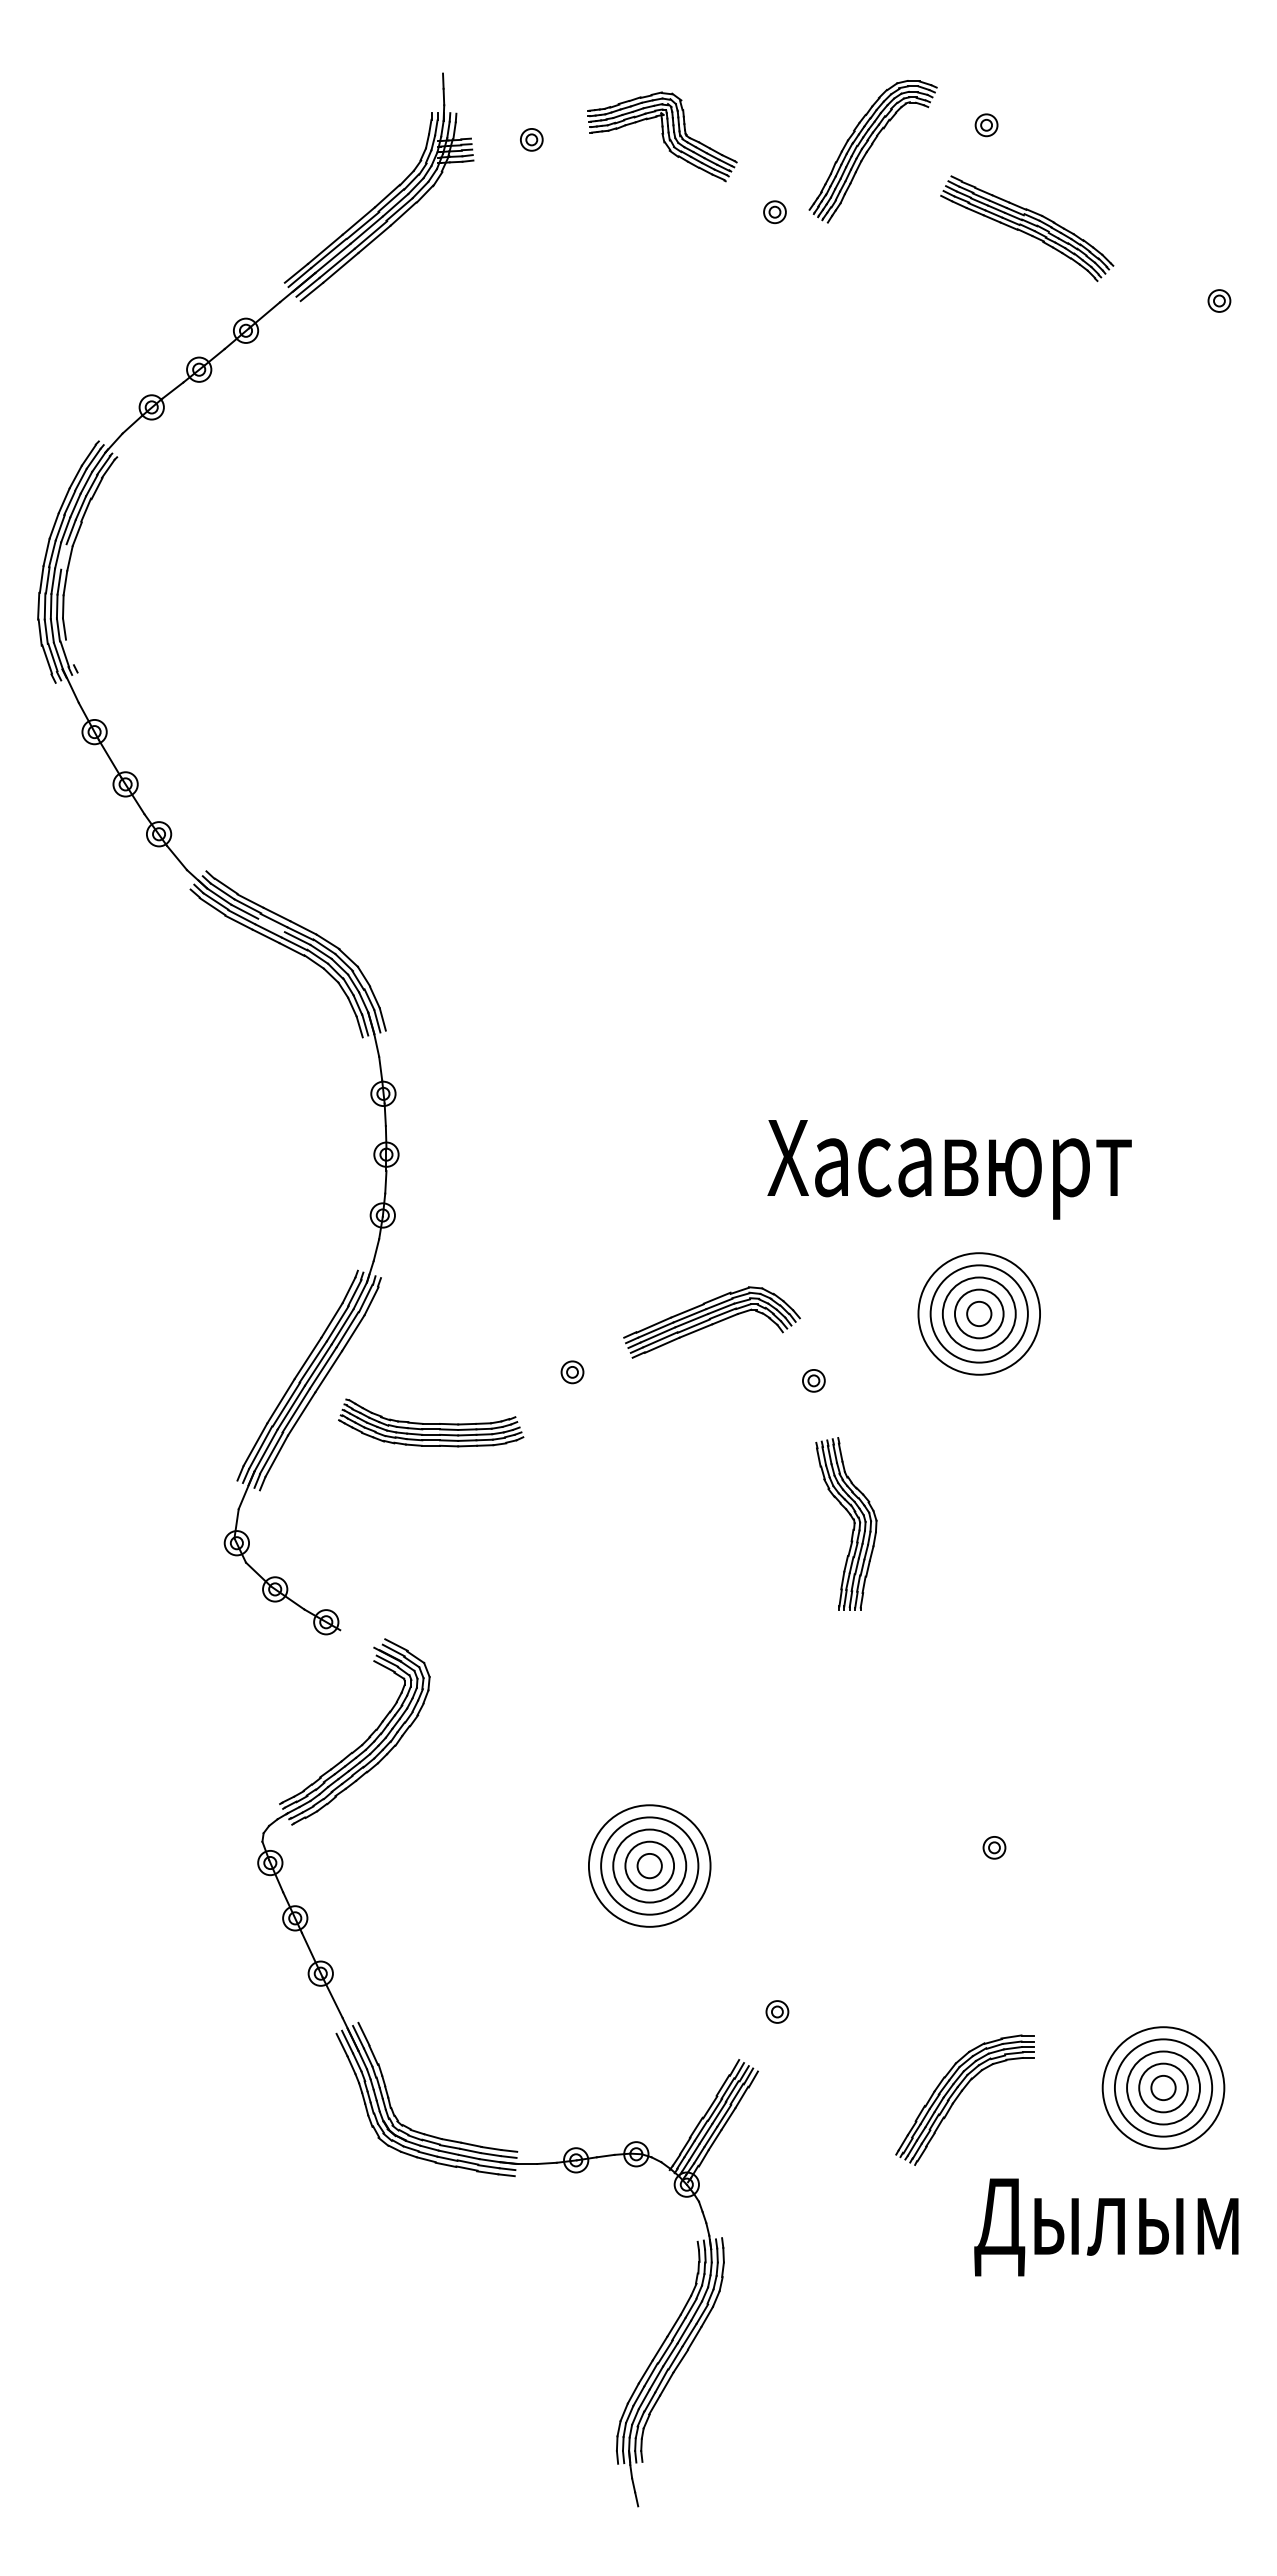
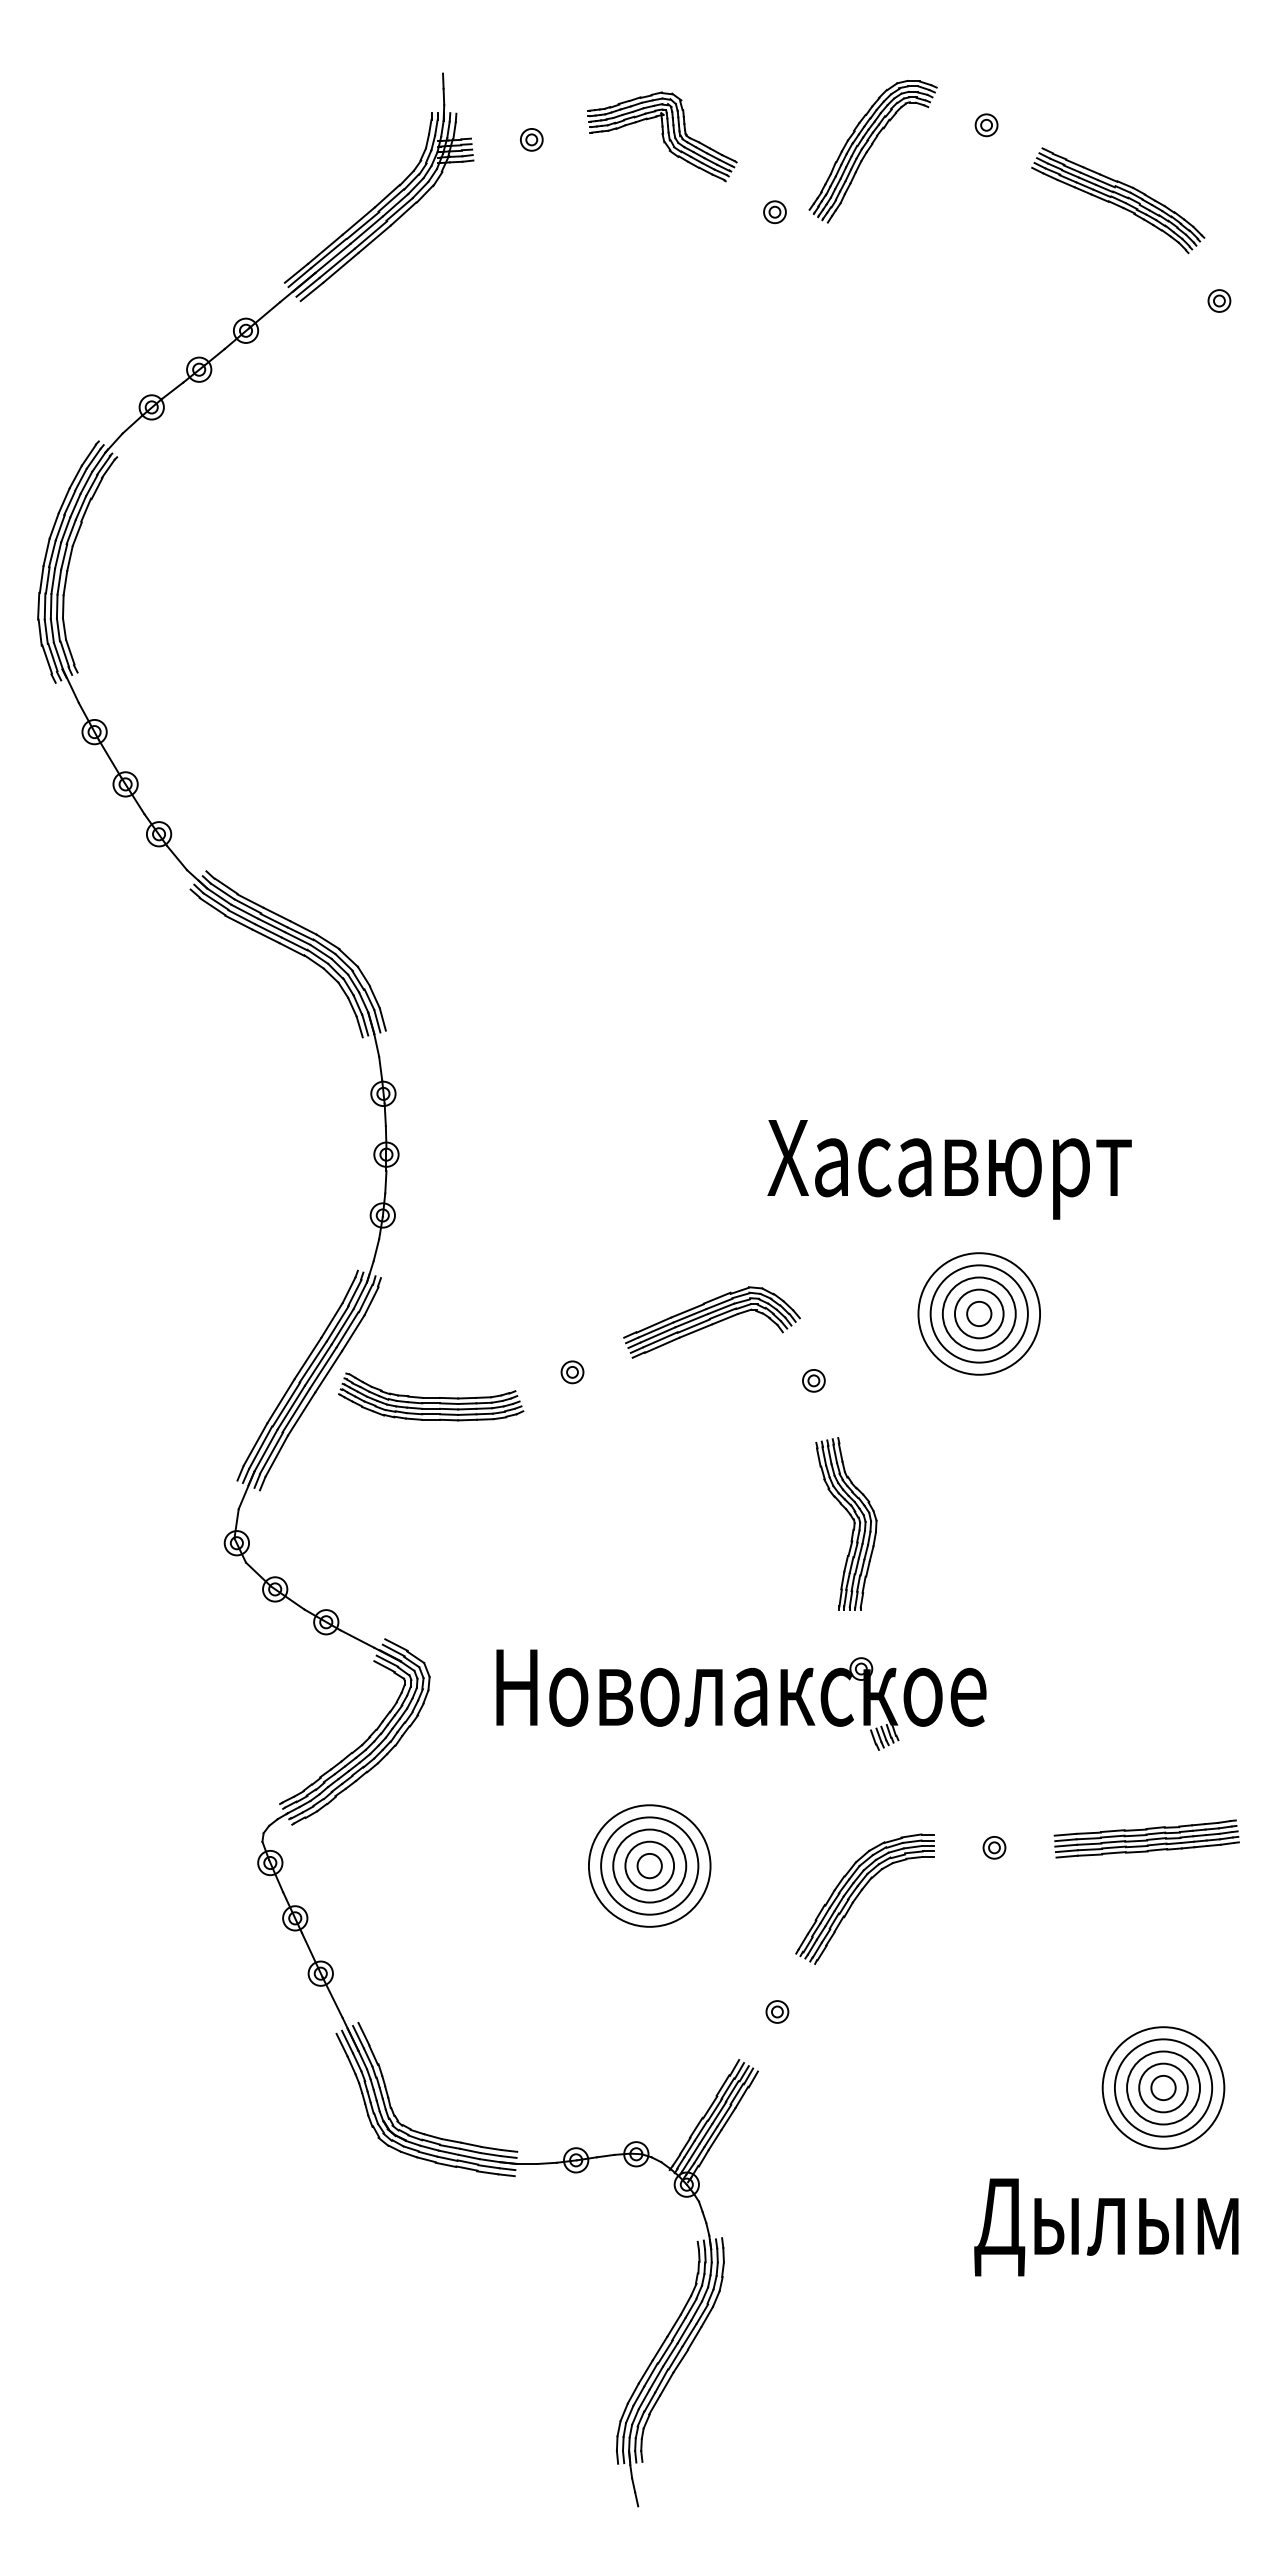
part position: (1027, 228) -> (1118, 200) (1118, 200)
line: none -> present (64, 556)
line: none -> present (70, 651)
line: none -> present (271, 925)
part position: (431, 1422) -> (431, 1396) (431, 1396)
line: none -> present (357, 1638)
part: none -> present (741, 1699)
part: none -> present (1146, 1838)
part position: (958, 2097) -> (858, 1896) (858, 1896)
